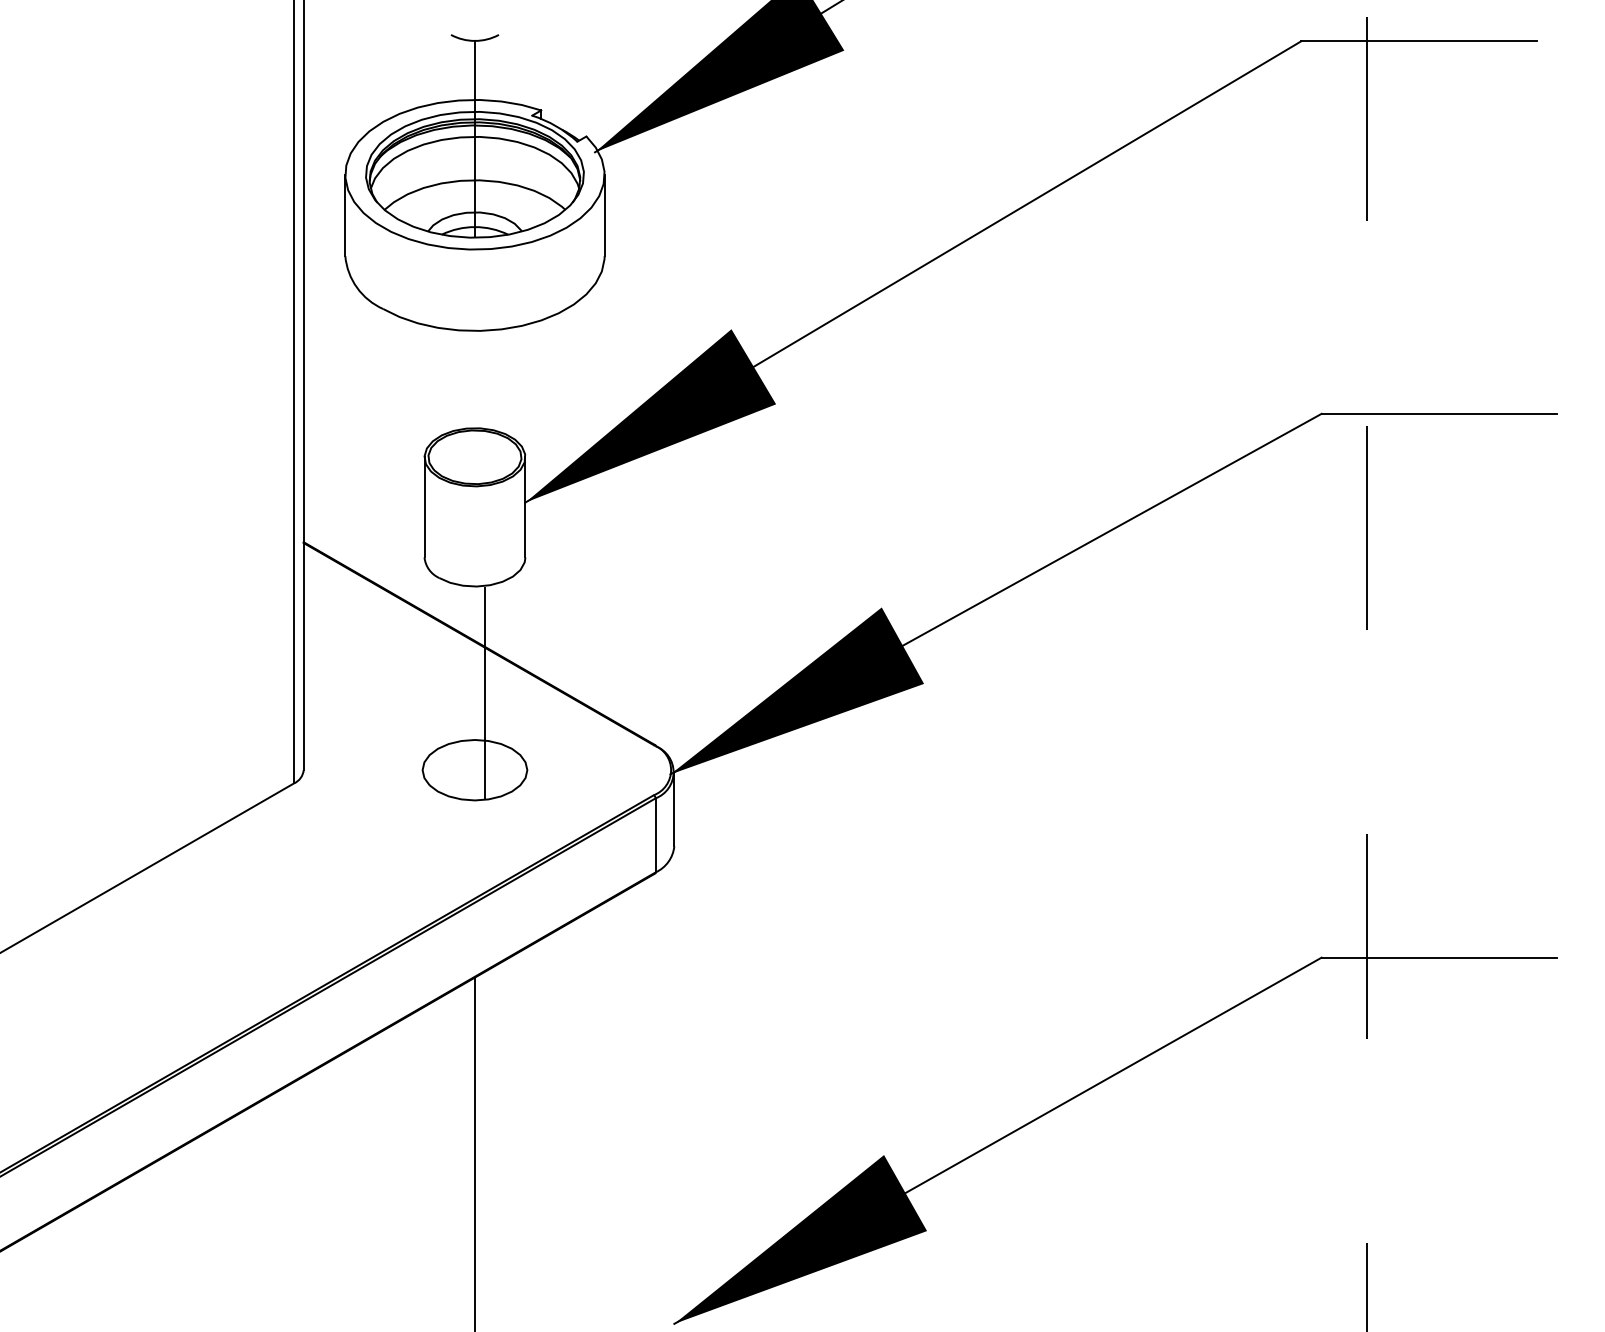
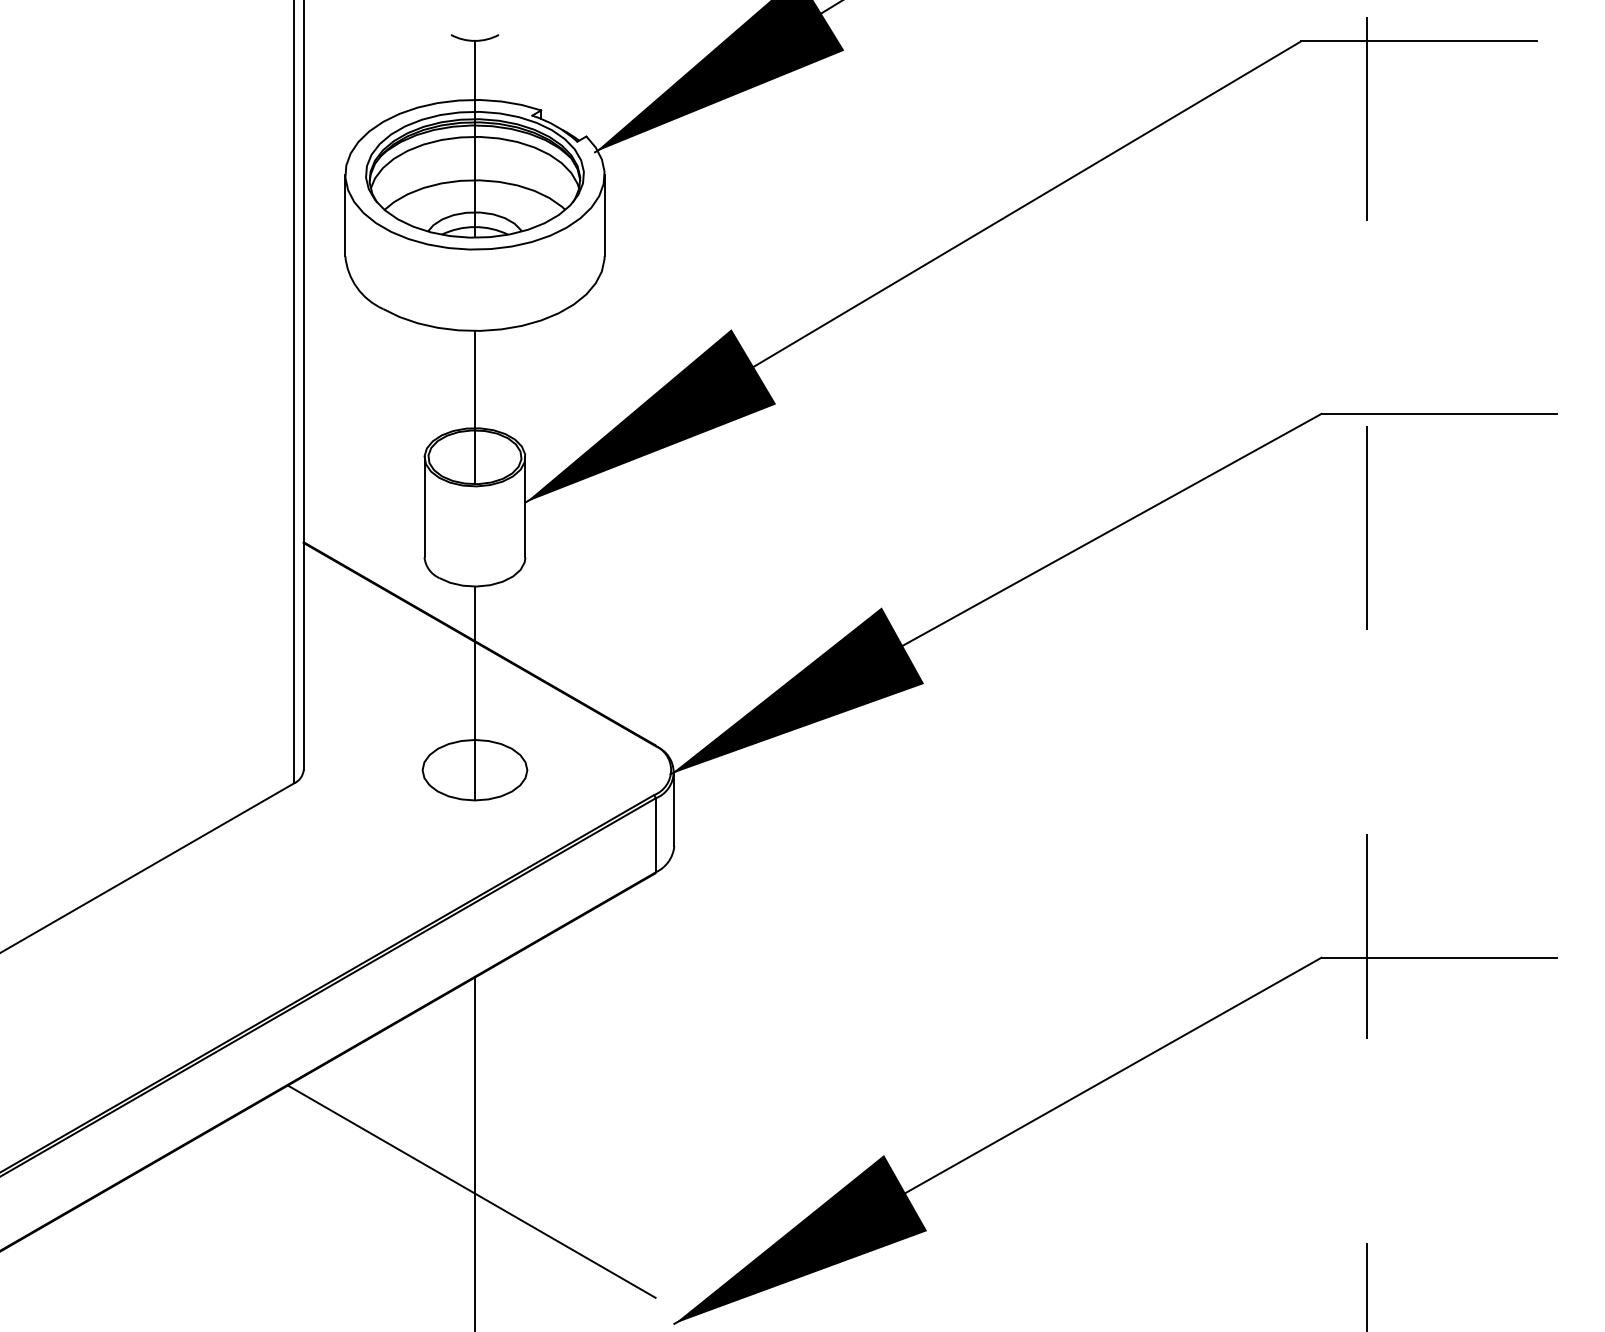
line: none -> present (474, 407)
line position: (484, 693) -> (474, 693) (474, 693)
line: none -> present (471, 1191)
